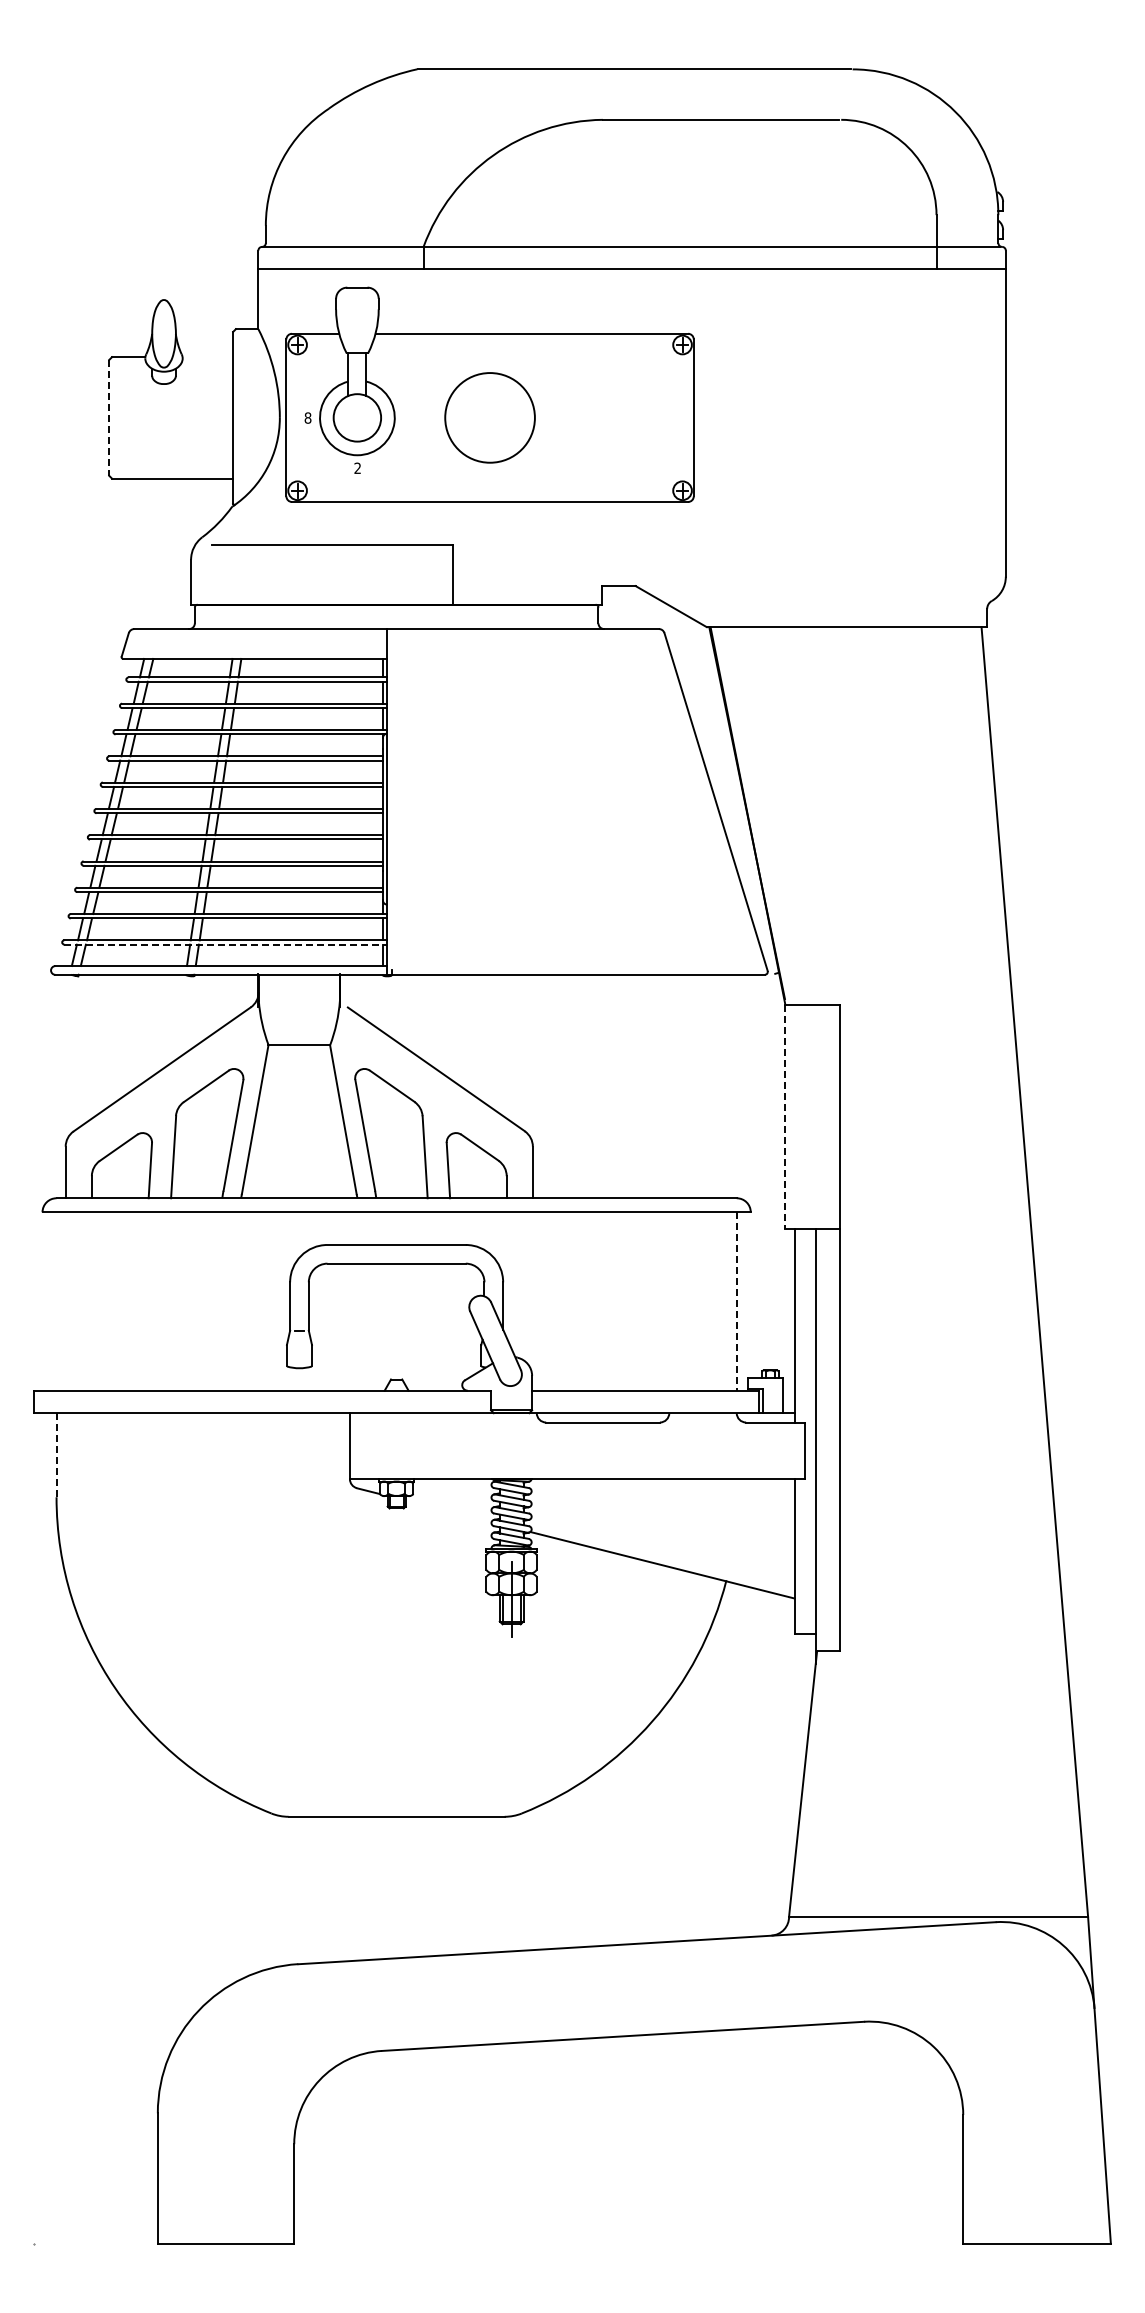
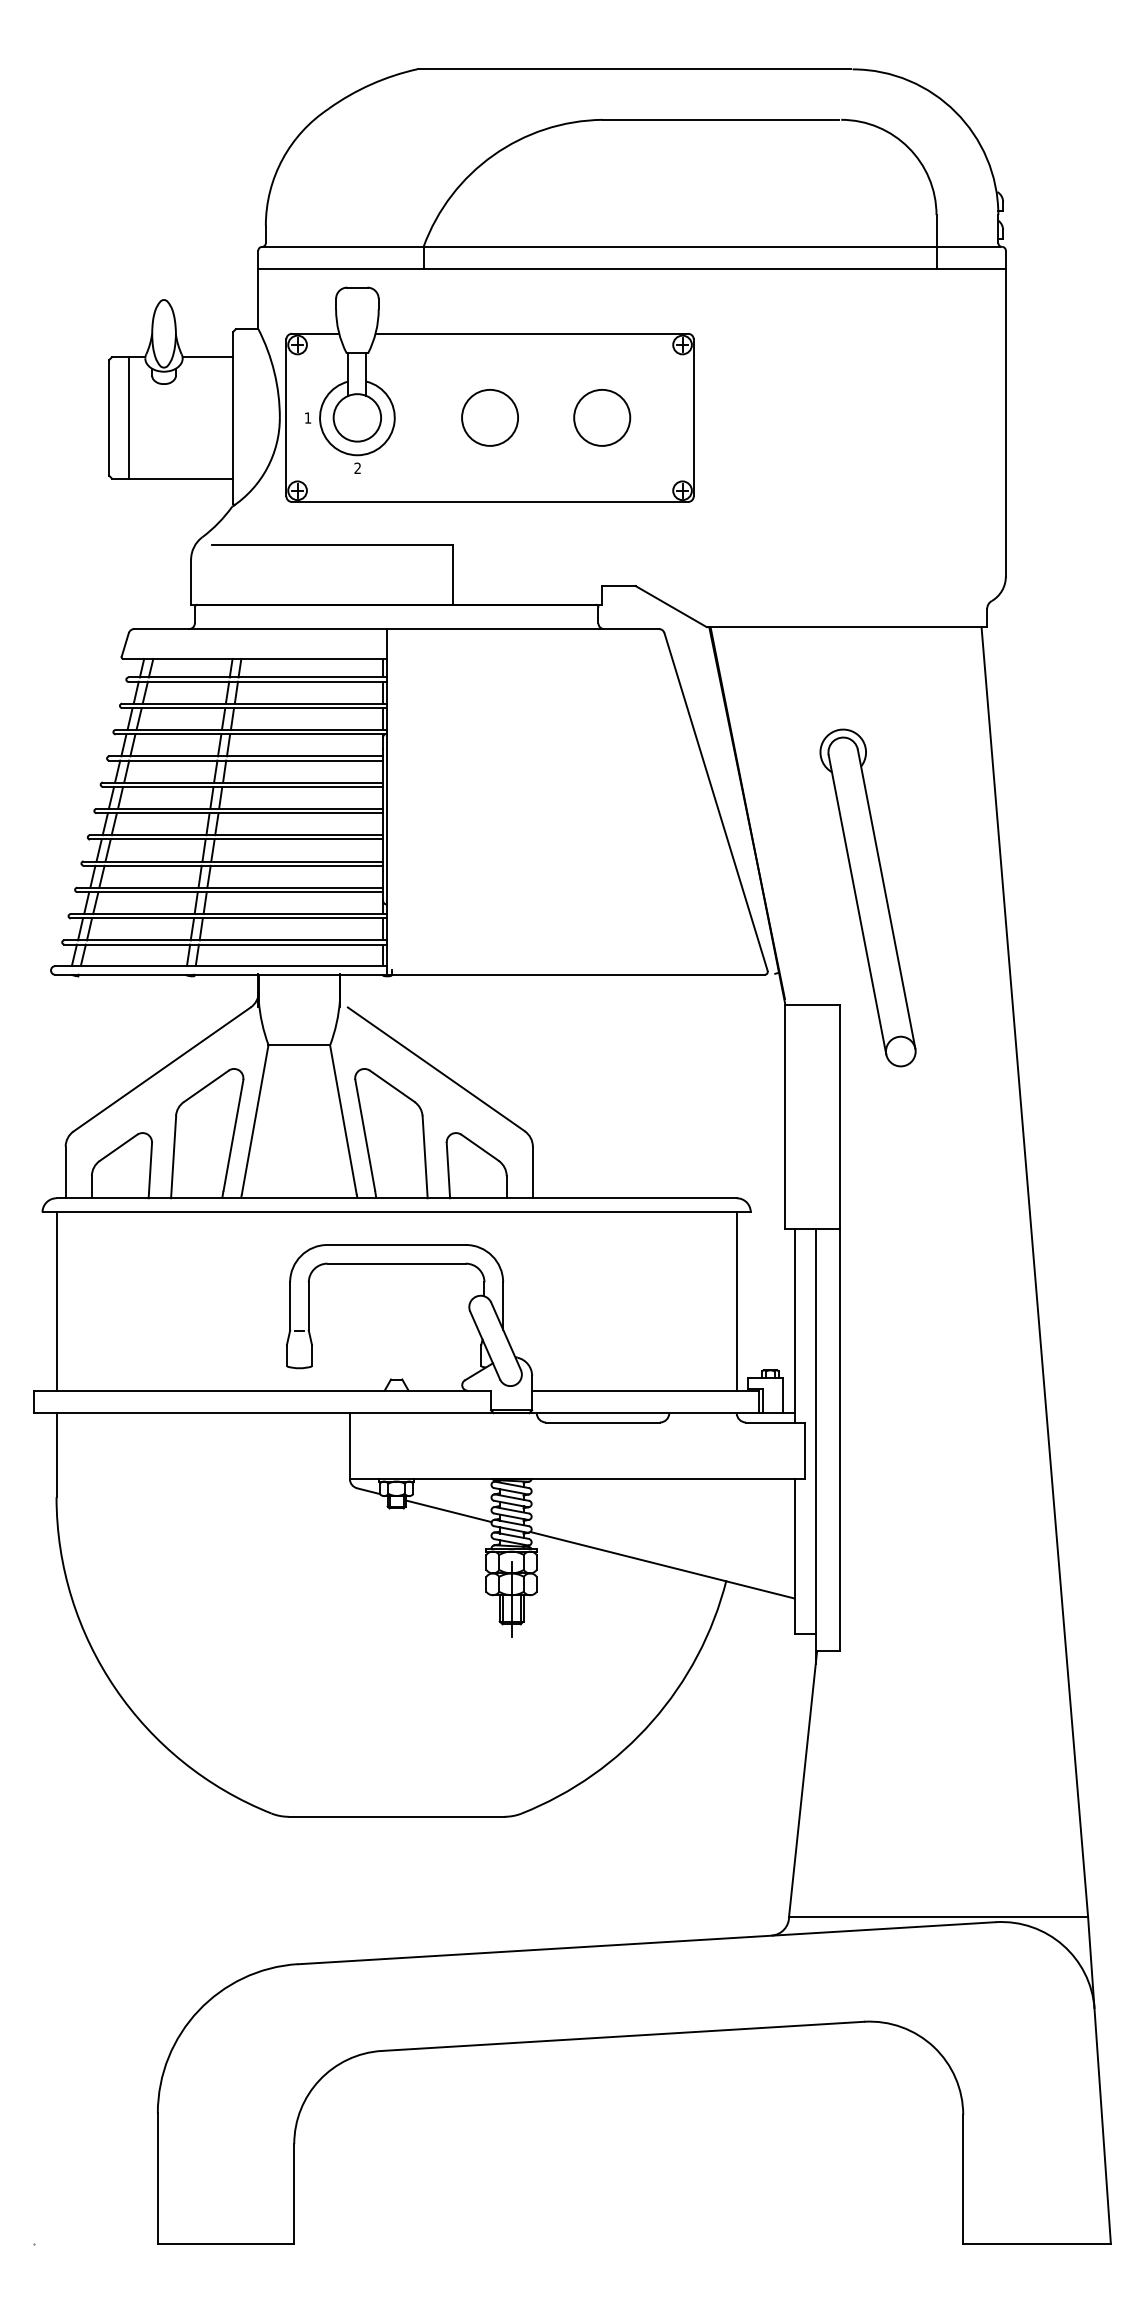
line: none -> present (207, 357)
line: dashed -> solid (109, 417)
line: none -> present (128, 417)
text: 8 -> 1 (307, 417)
circle diameter: 90 px -> 56 px (490, 417)
circle: none -> present (602, 417)
part: none -> present (867, 897)
line: dashed -> solid (226, 944)
line: dashed -> solid (785, 1117)
line: none -> present (56, 1301)
line: dashed -> solid (736, 1302)
line: dashed -> solid (56, 1455)
line: none -> present (448, 1511)
